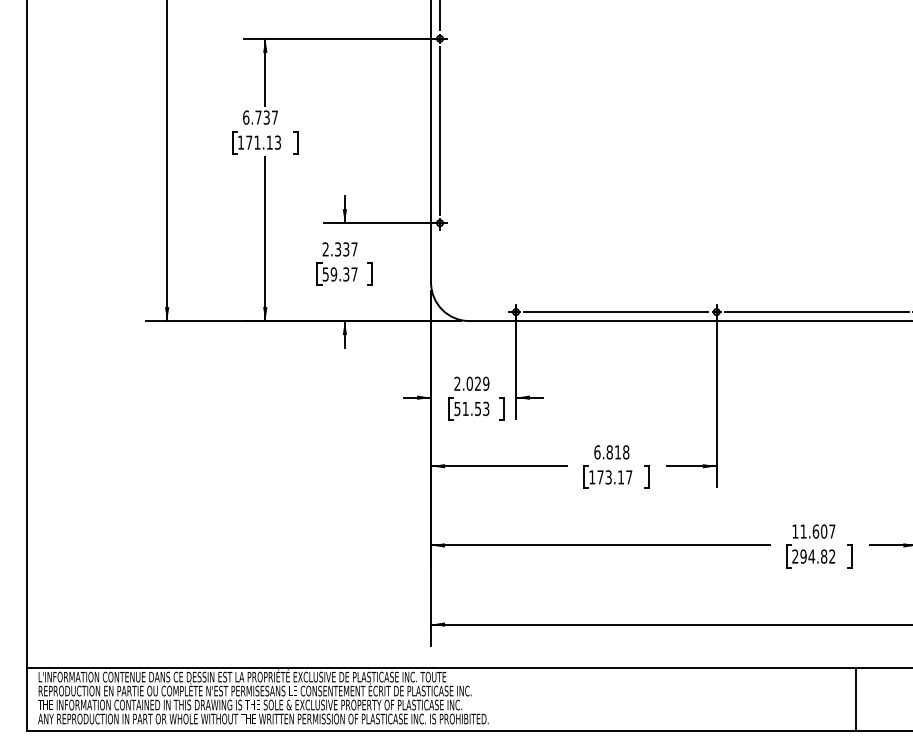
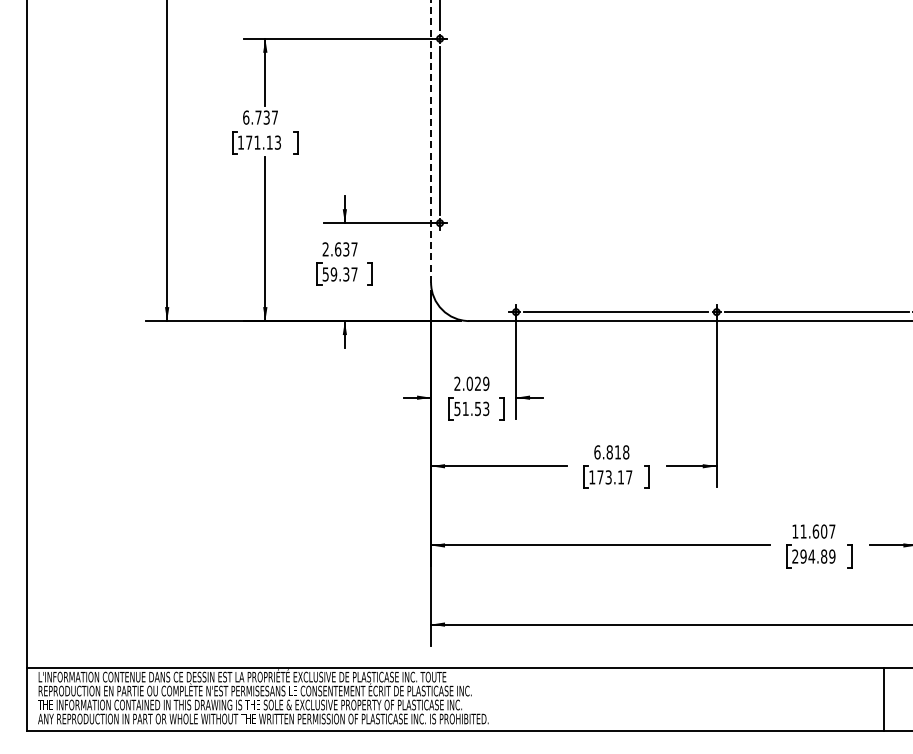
line: solid -> dashed (431, 141)
text: 2.337 -> 2.637 (338, 249)
text: 294.82 -> 294.89 (832, 556)
line position: (855, 699) -> (883, 699) (883, 699)
